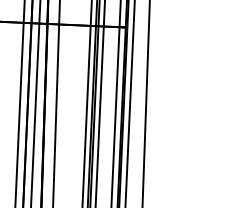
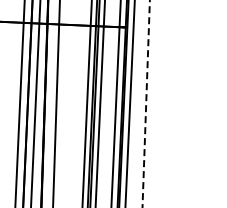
line: solid -> dashed (146, 103)
